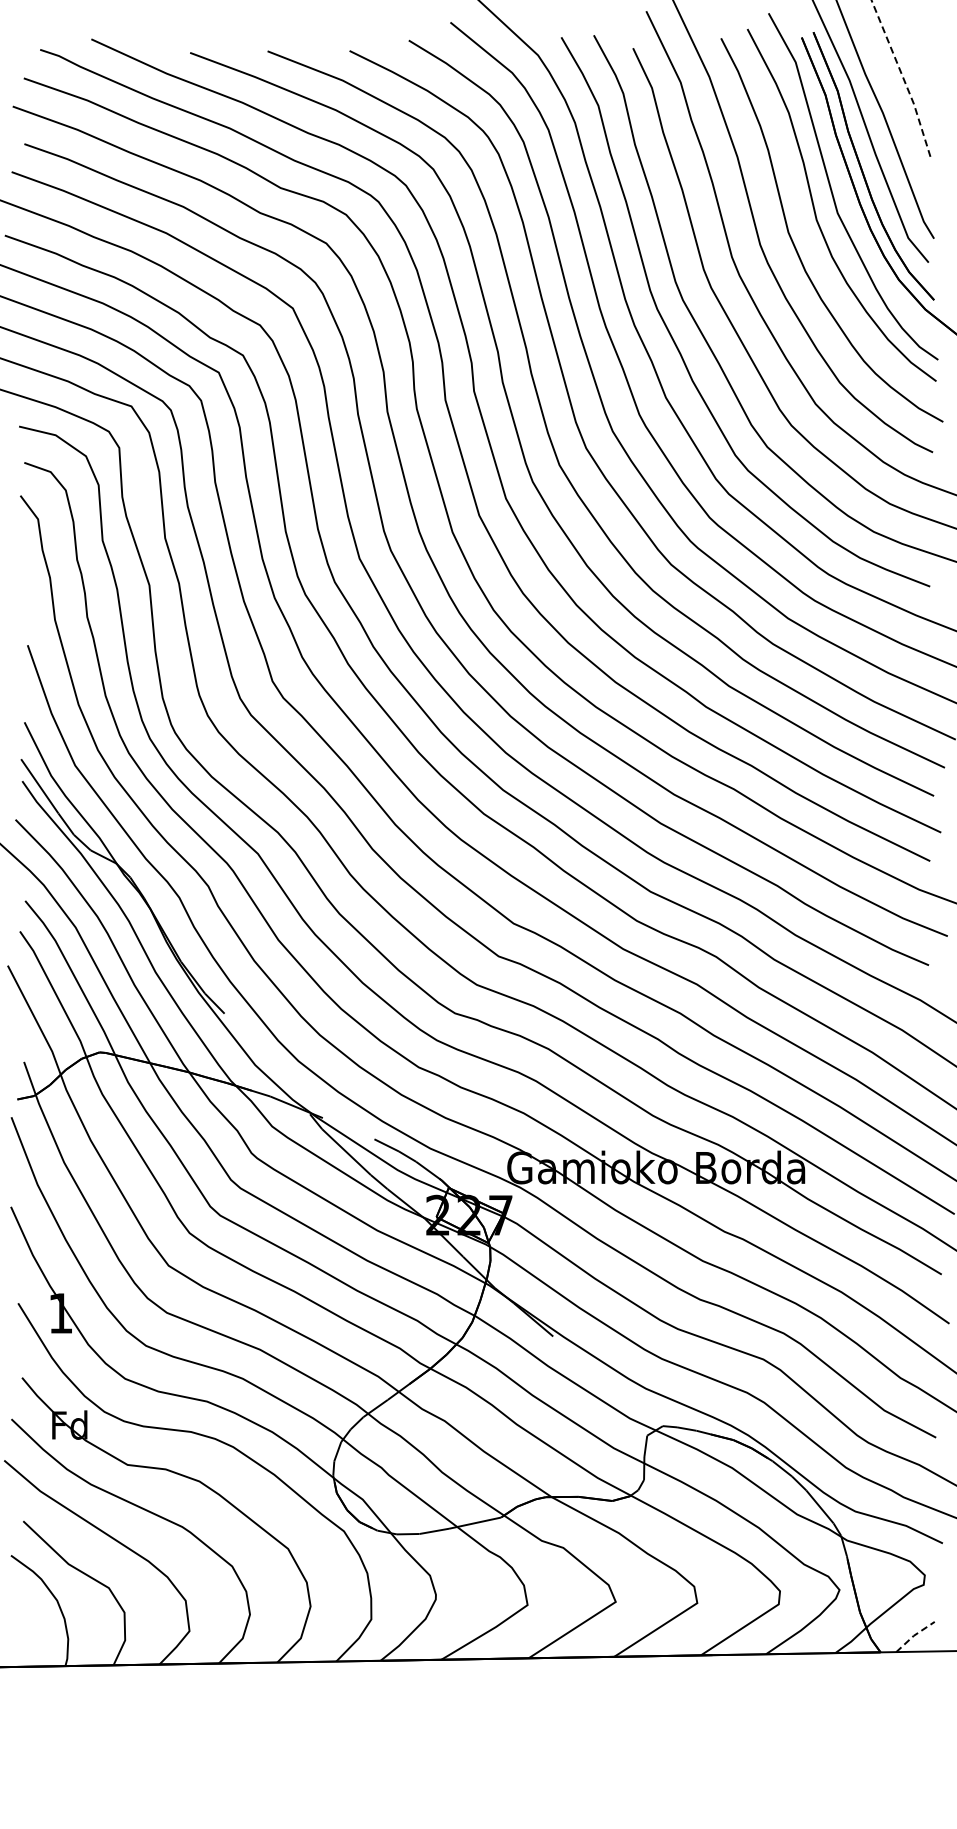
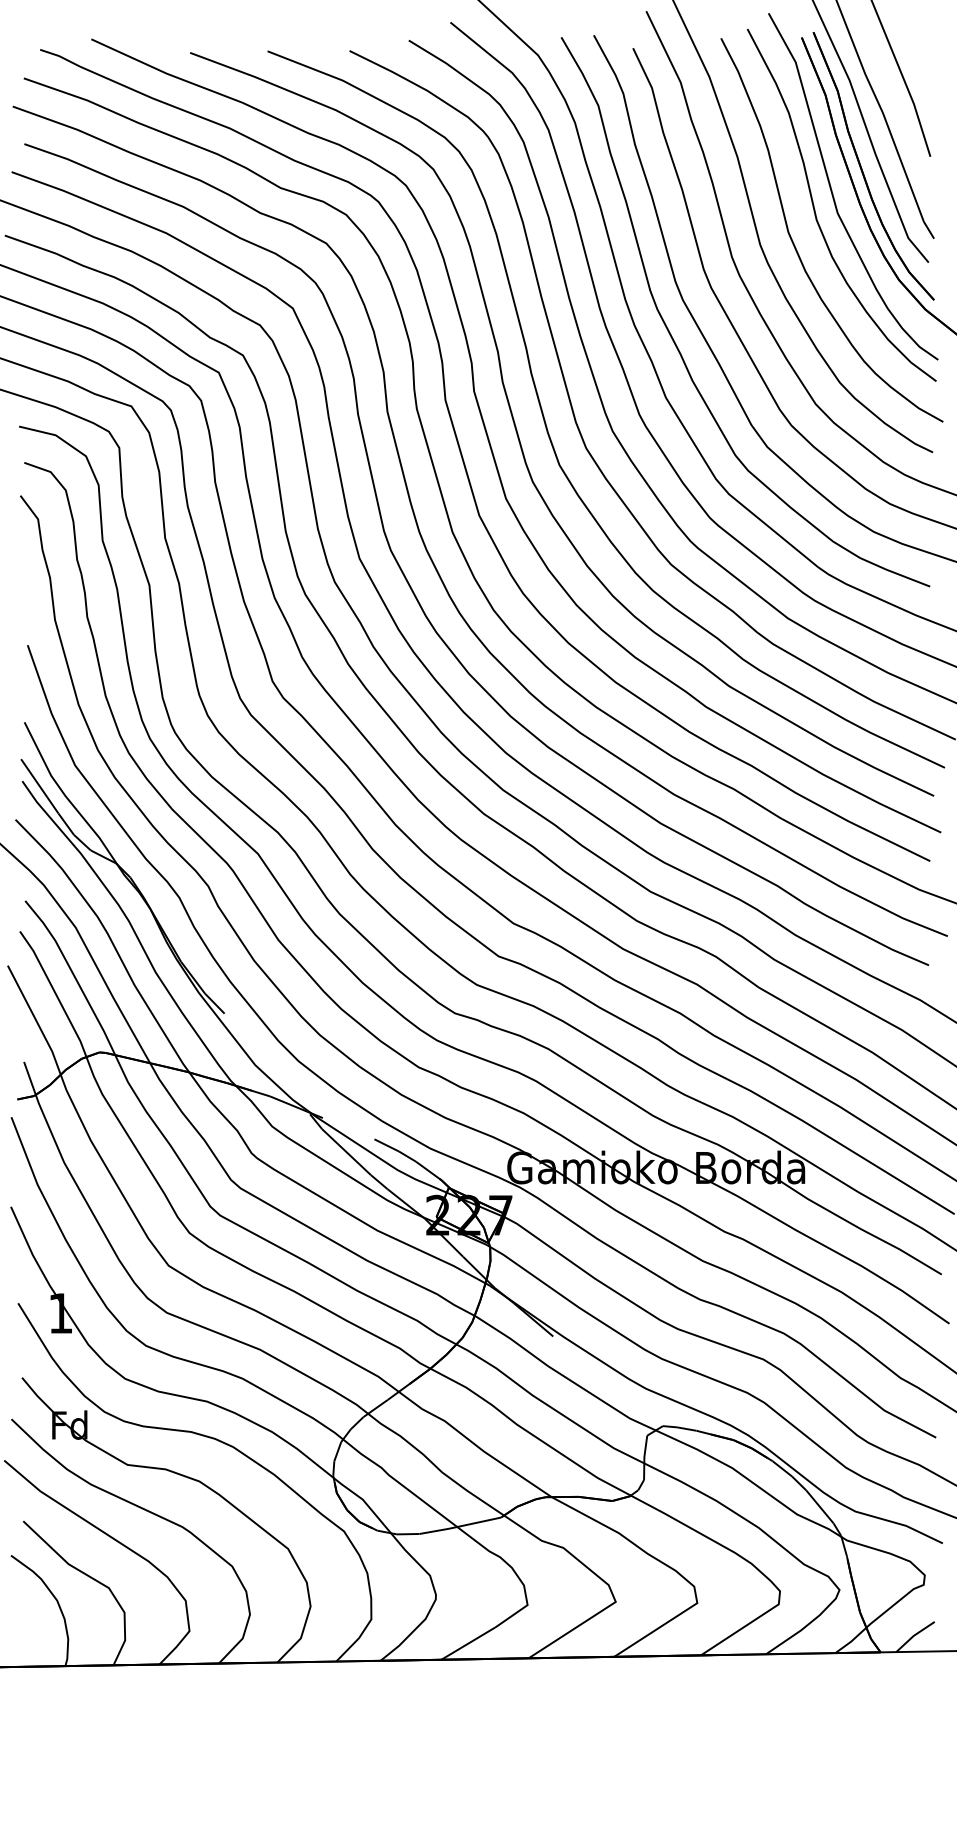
line: dashed -> solid (903, 78)
line: dashed -> solid (914, 1635)
